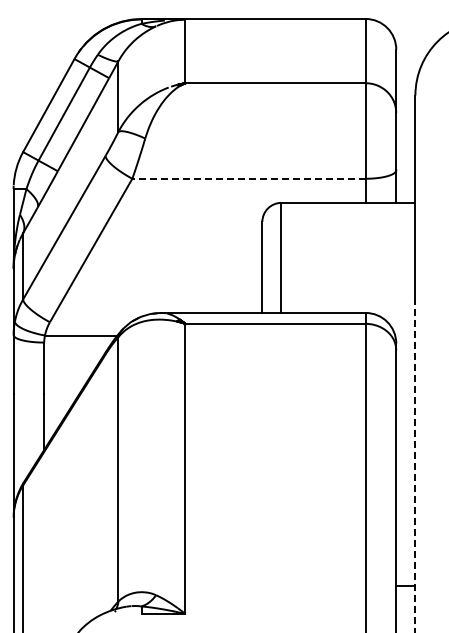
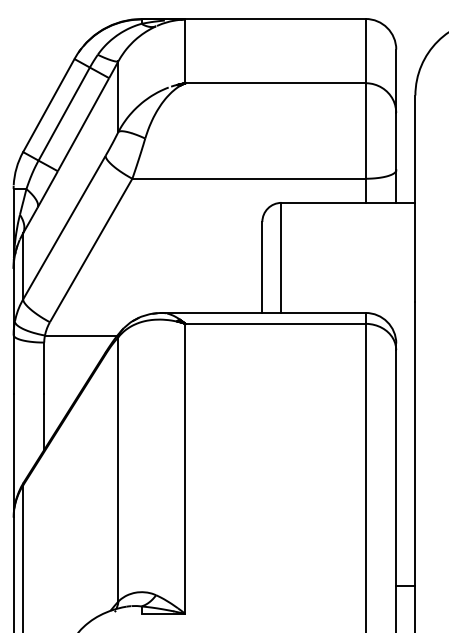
line: dashed -> solid (249, 178)
line: dashed -> solid (415, 466)
